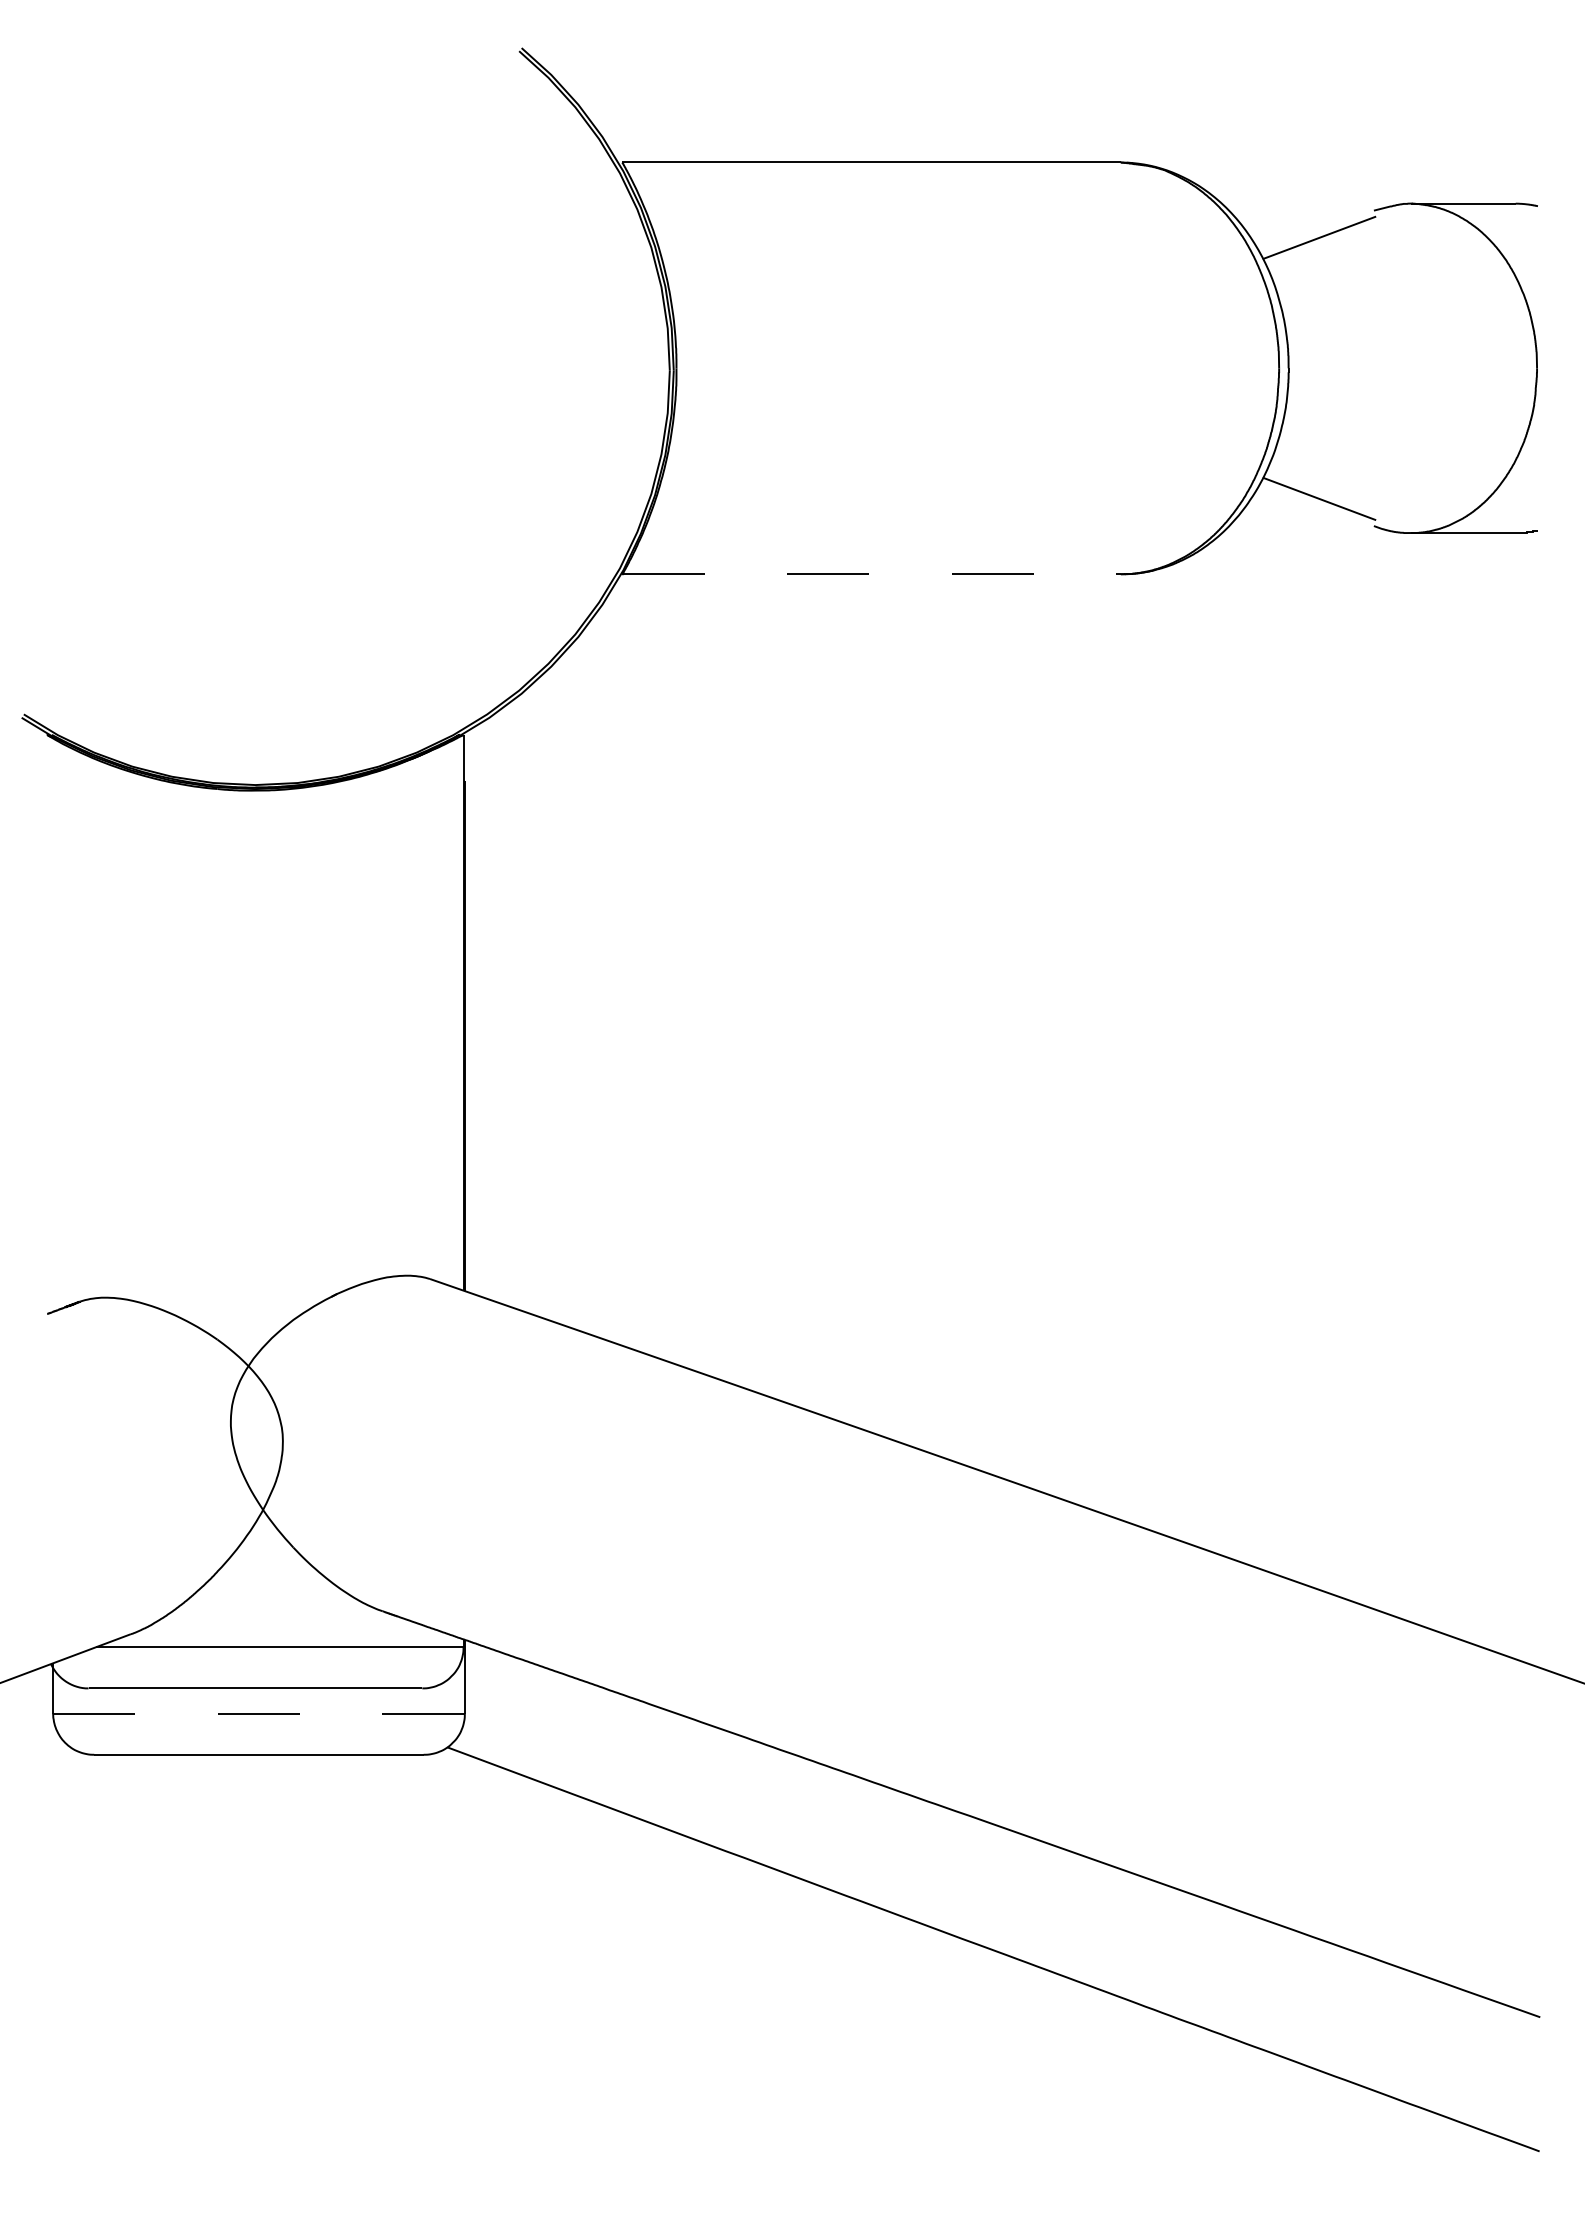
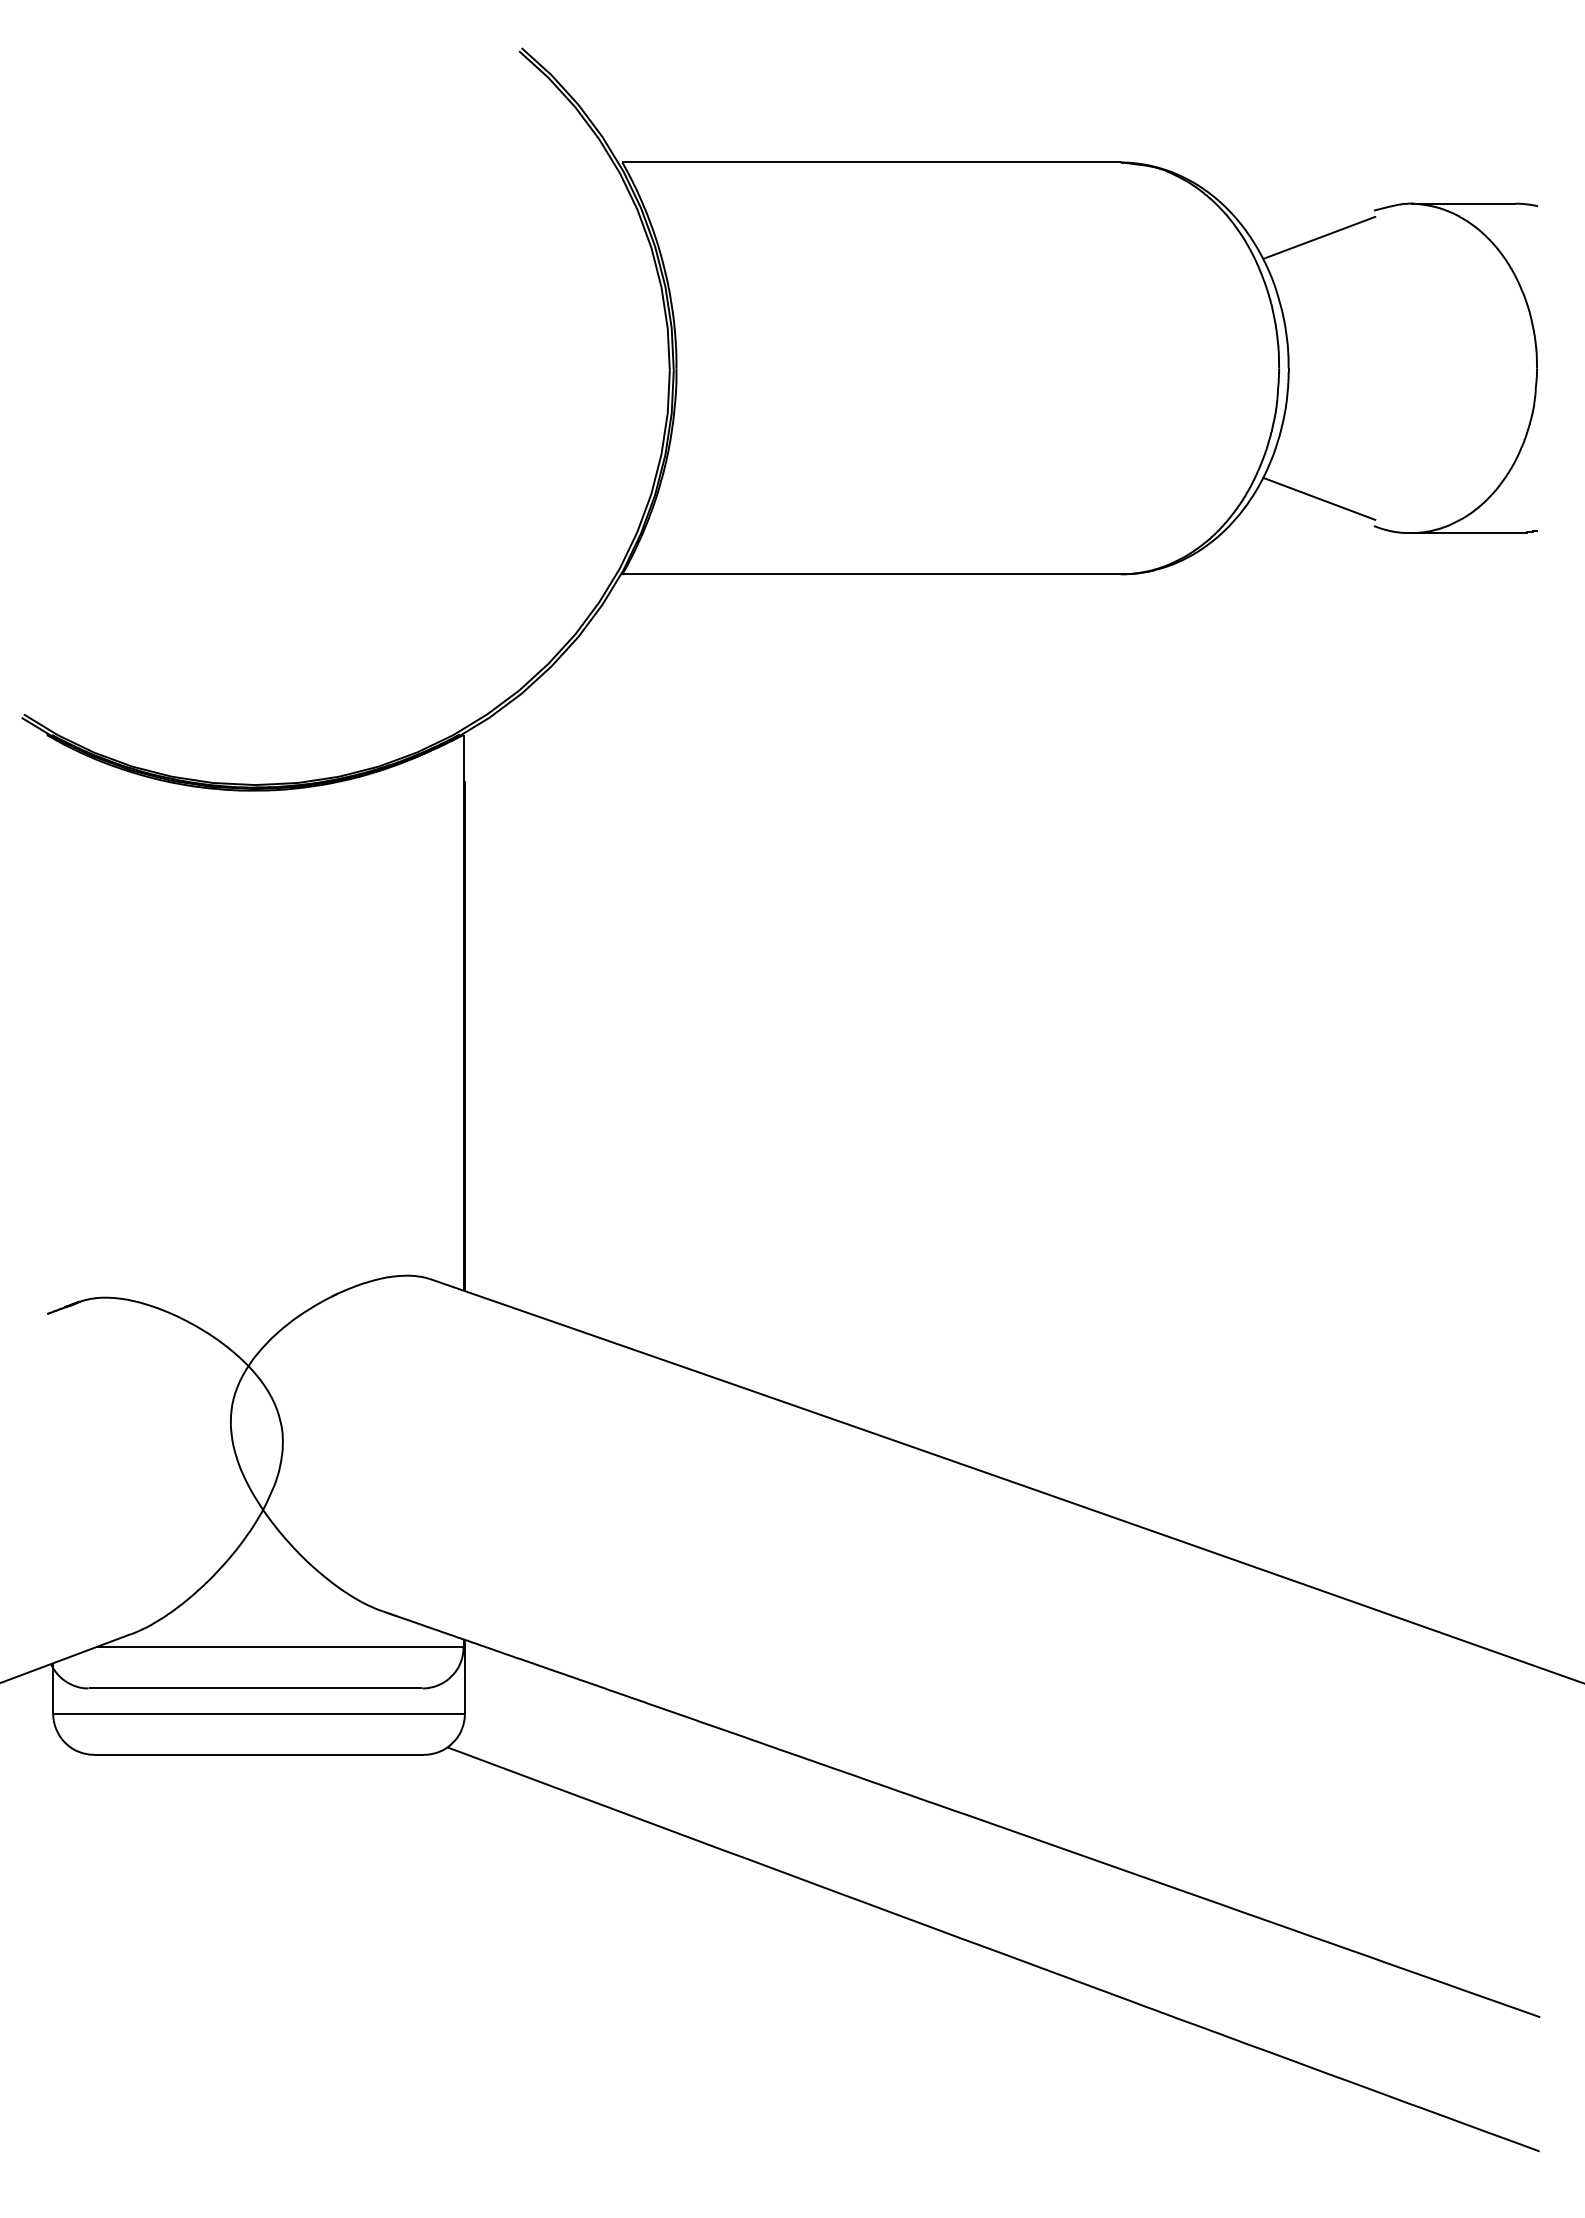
line: dashed -> solid (872, 574)
line: dashed -> solid (258, 1713)
